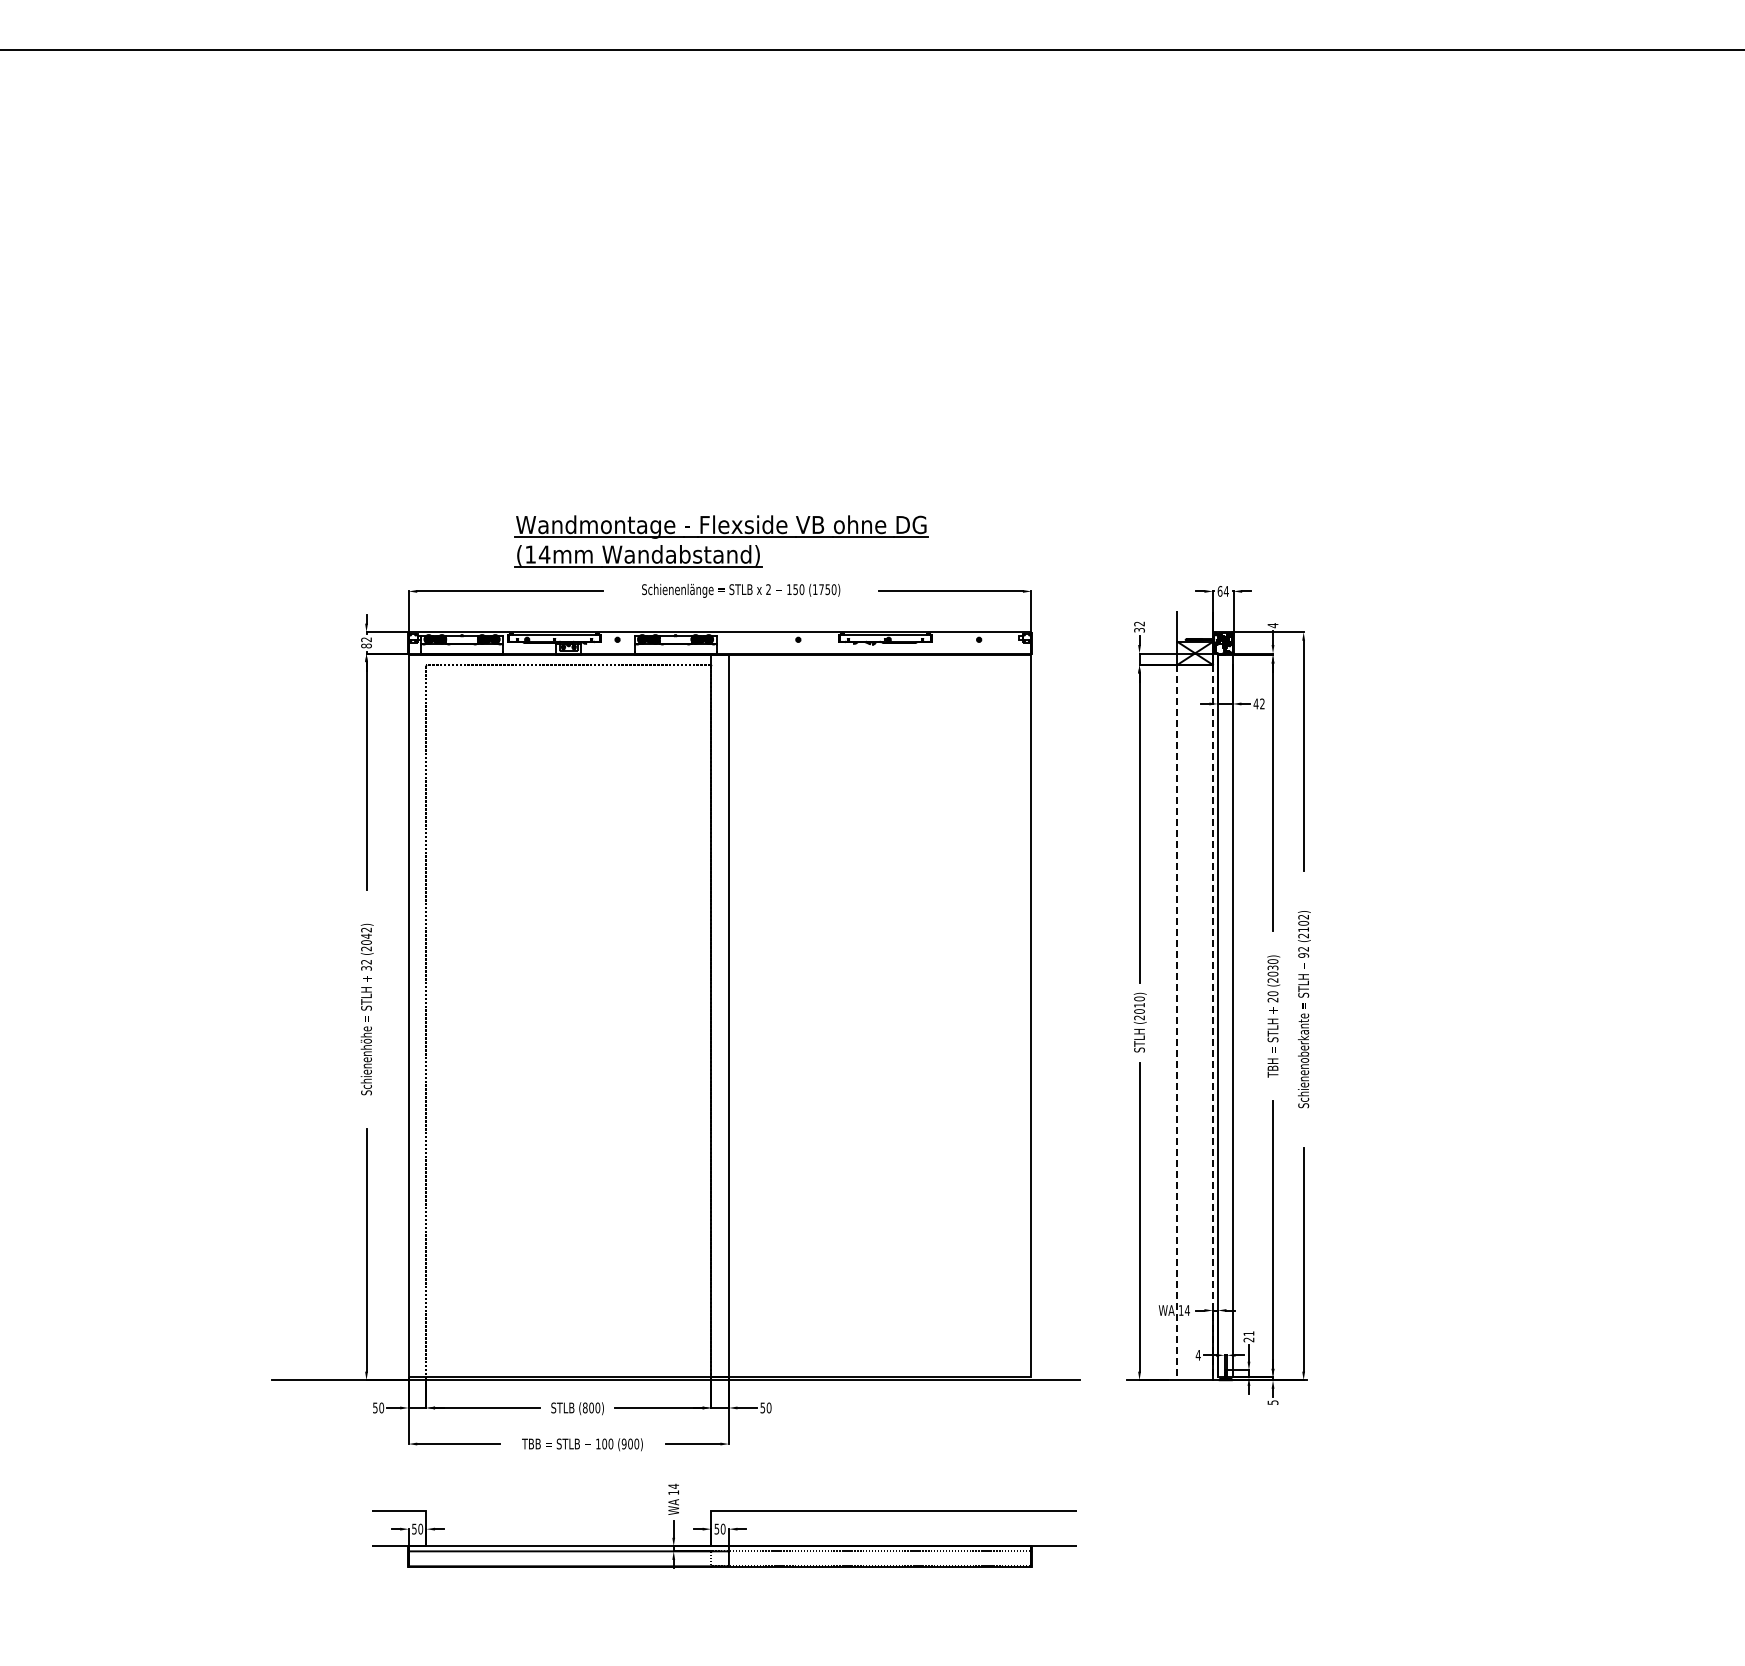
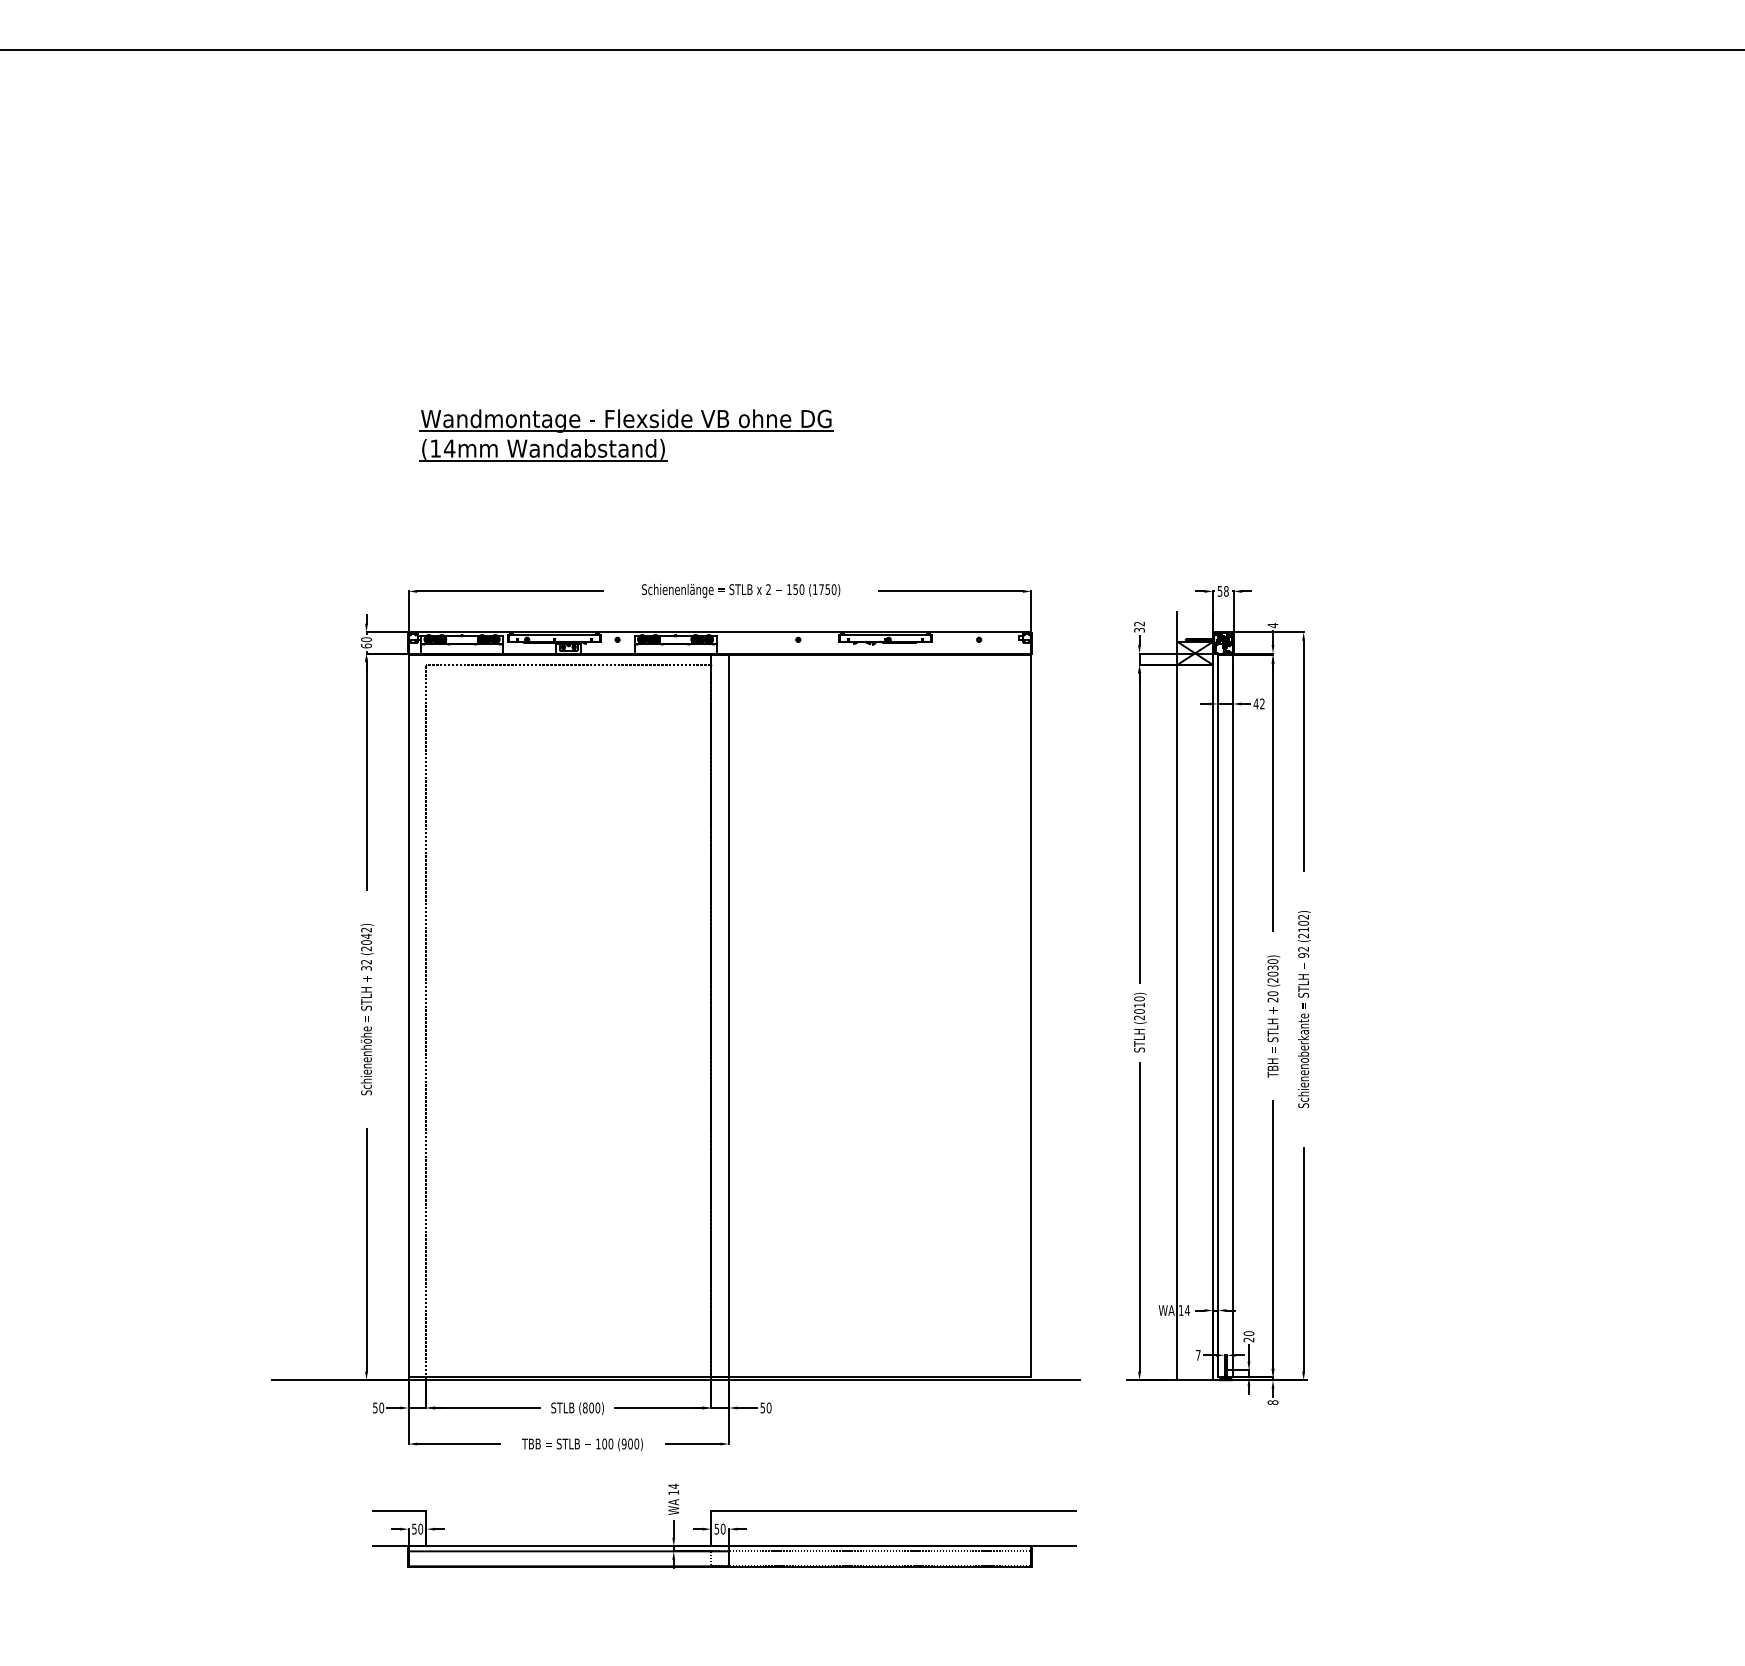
part position: (721, 541) -> (626, 435) (626, 435)
text: 64 -> 58 (1222, 591)
text: 82 -> 60 (366, 642)
line: dashed -> solid (1177, 1022)
line: dashed -> solid (1212, 1022)
text: 21 -> 20 (1248, 1333)
text: 4 -> 7 (1197, 1355)
text: 5 -> 8 (1272, 1402)
